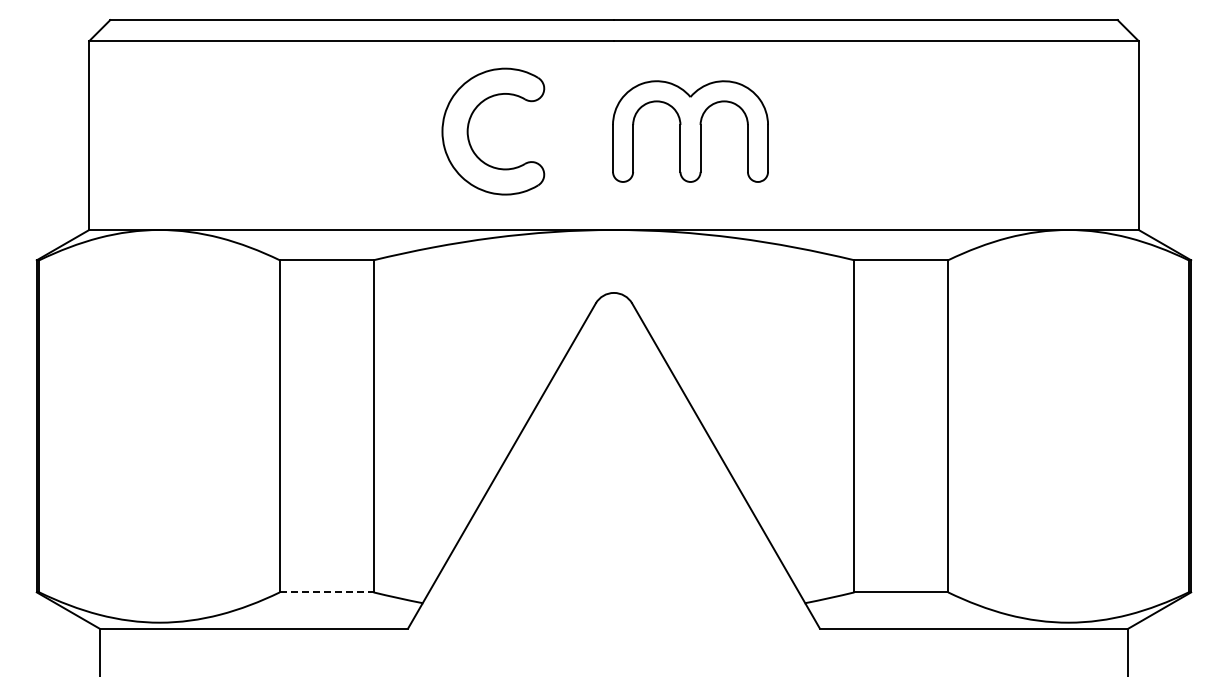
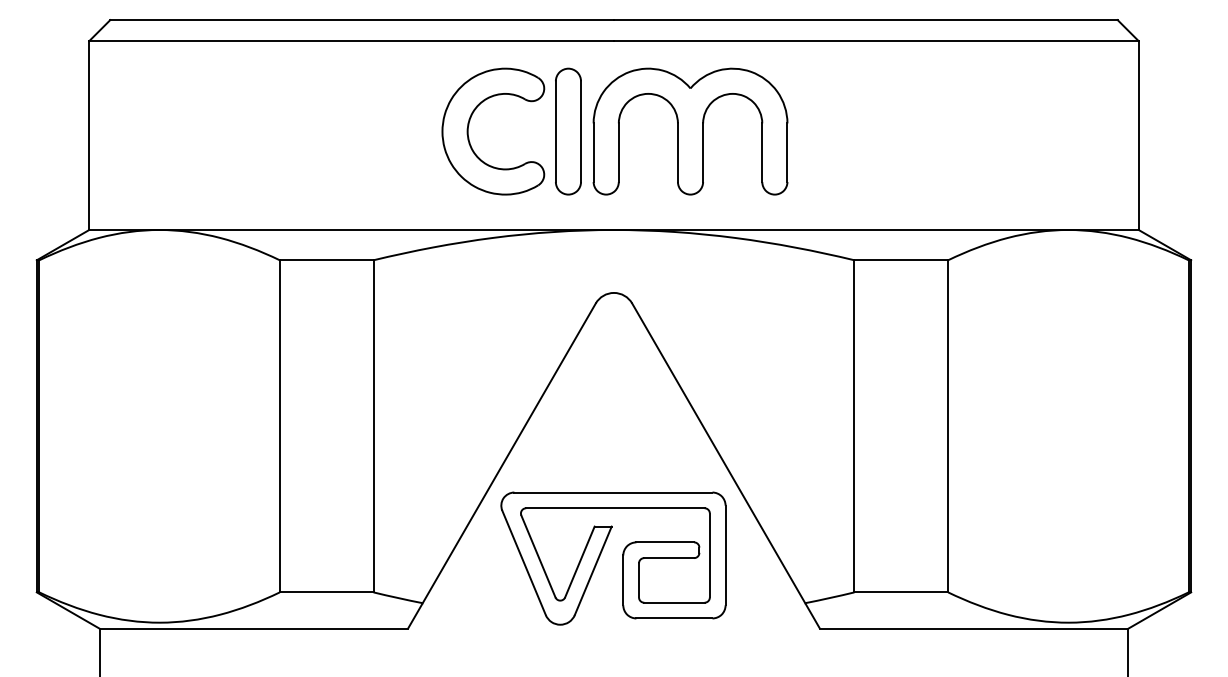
part: none -> present (568, 131)
part size: 157x103 px -> 197x129 px (690, 131)
part: none -> present (622, 558)
line: dashed -> solid (326, 592)
